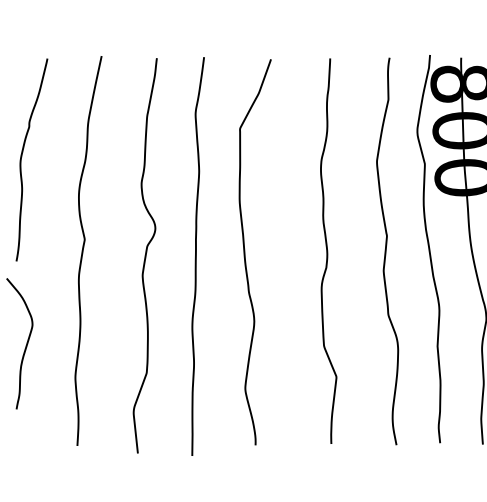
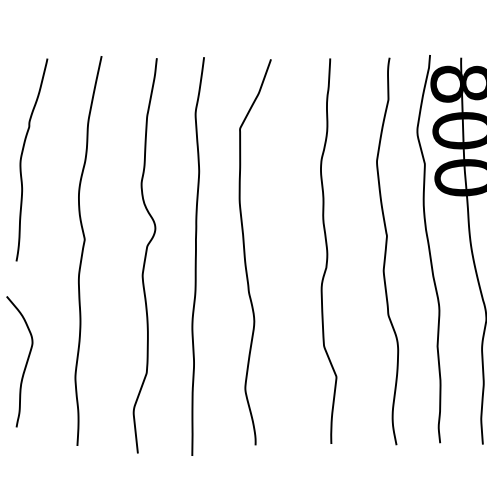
curve position: (25, 345) -> (25, 363) (25, 363)
